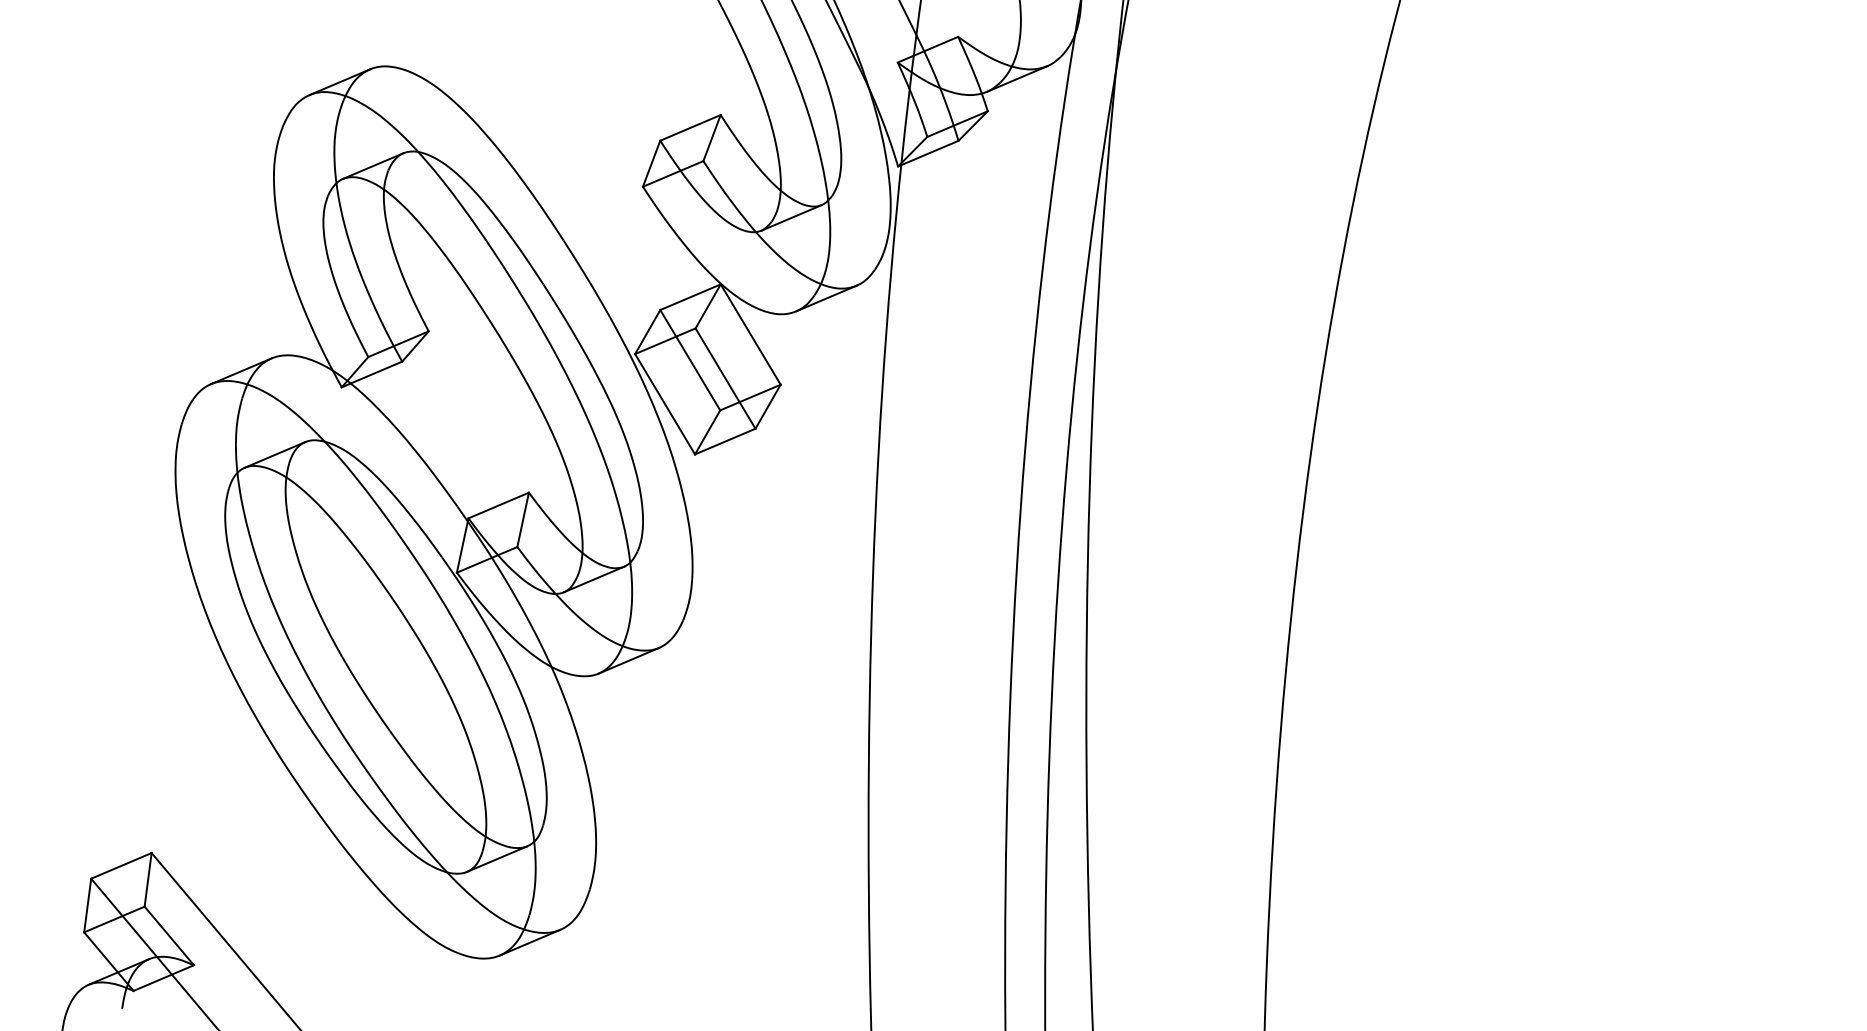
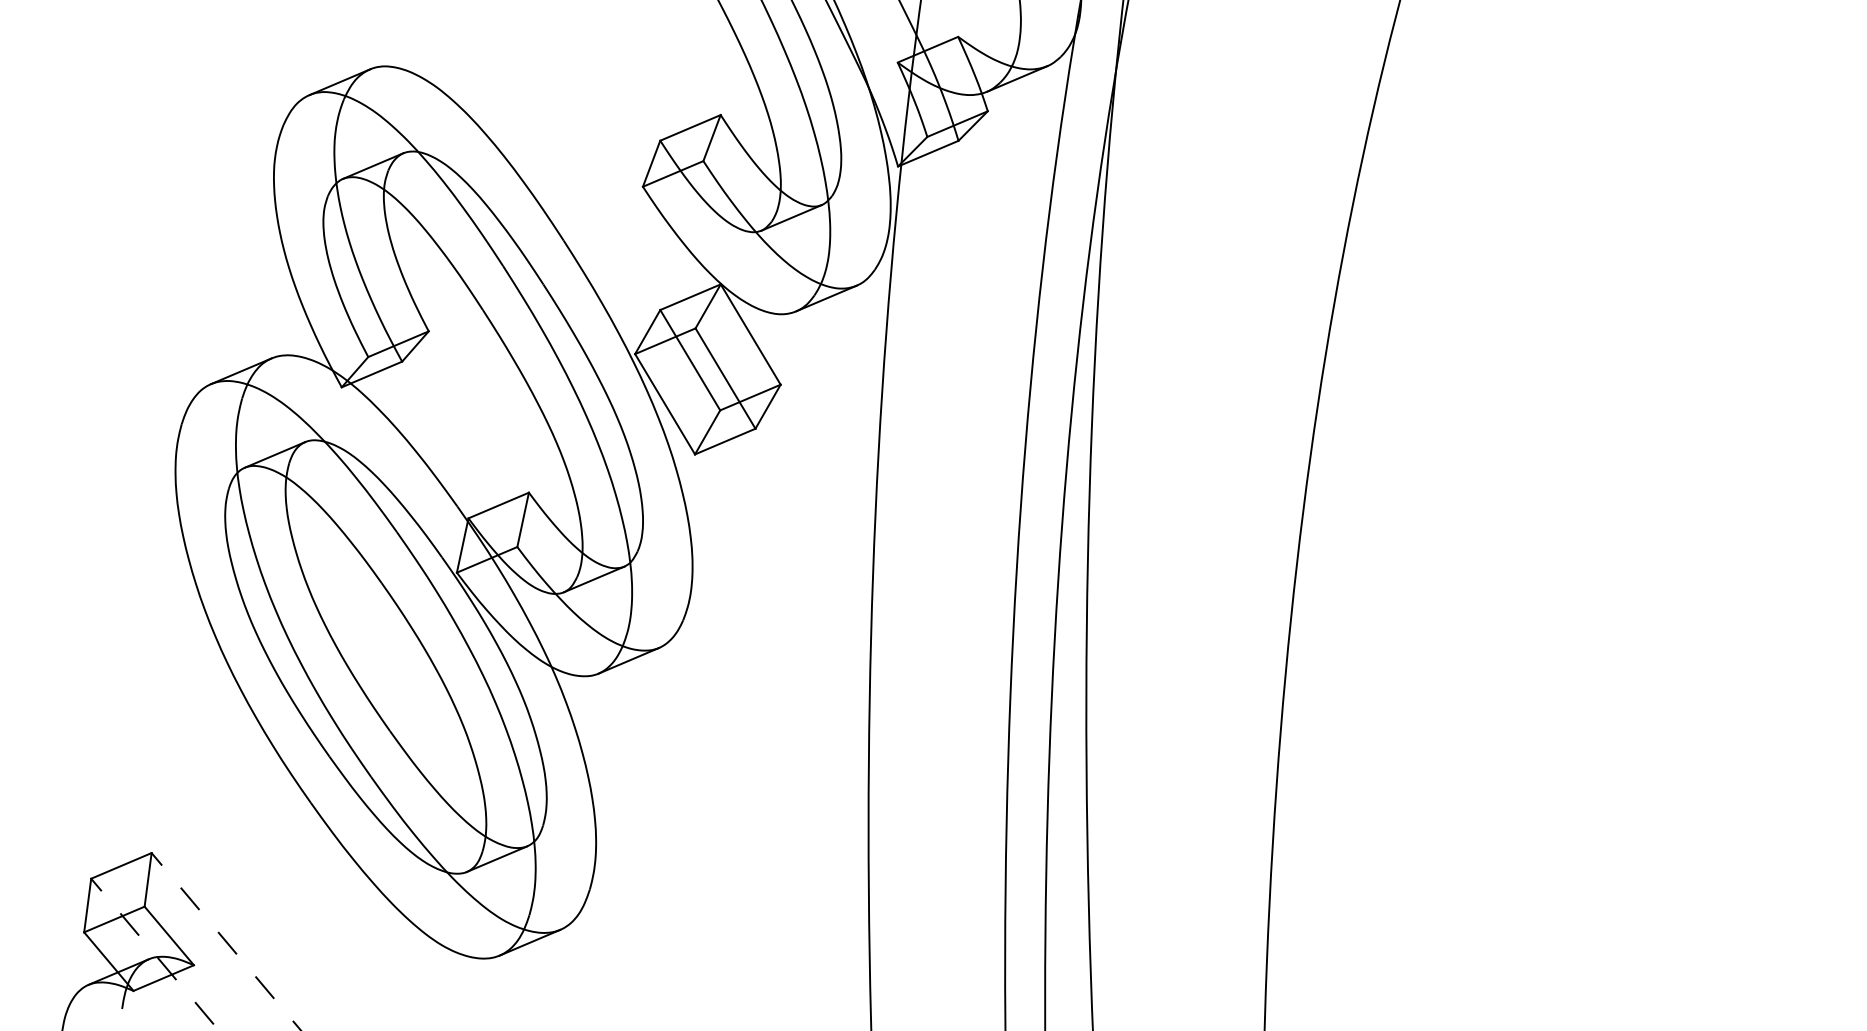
line: solid -> dashed (226, 941)
line: solid -> dashed (154, 954)
